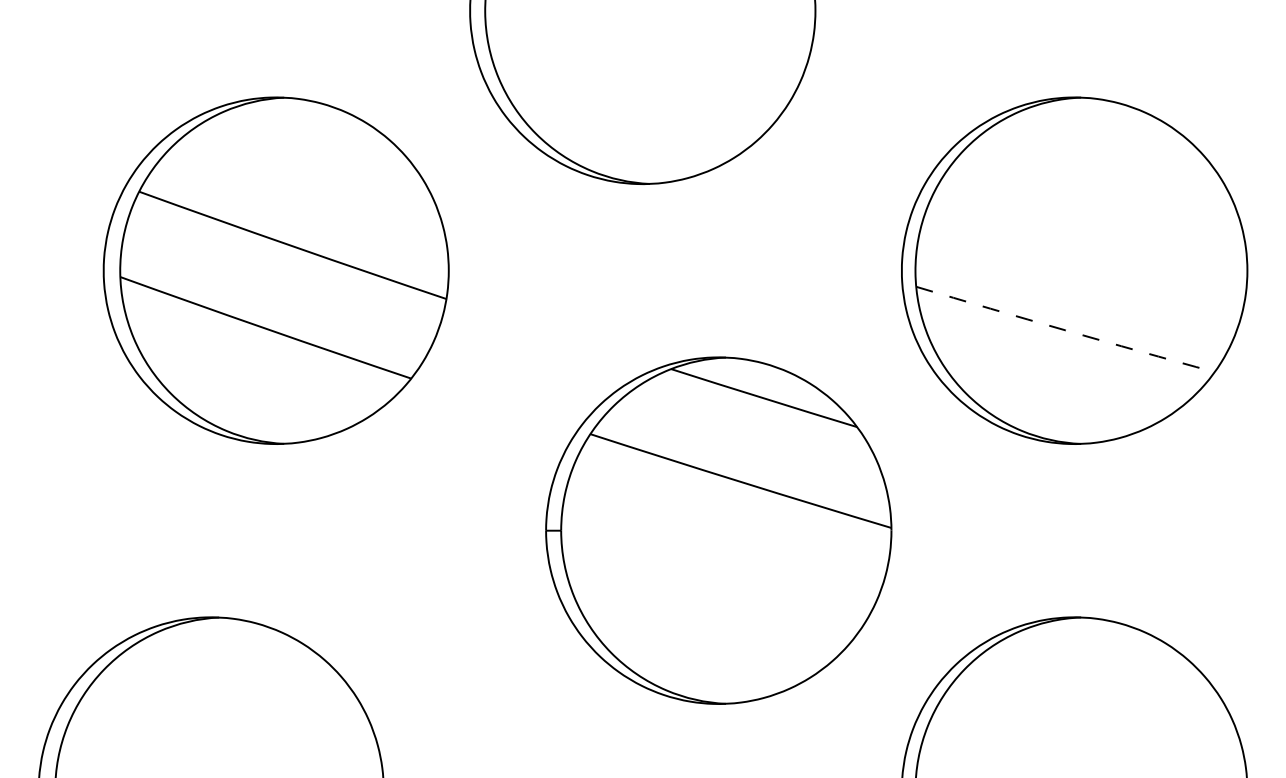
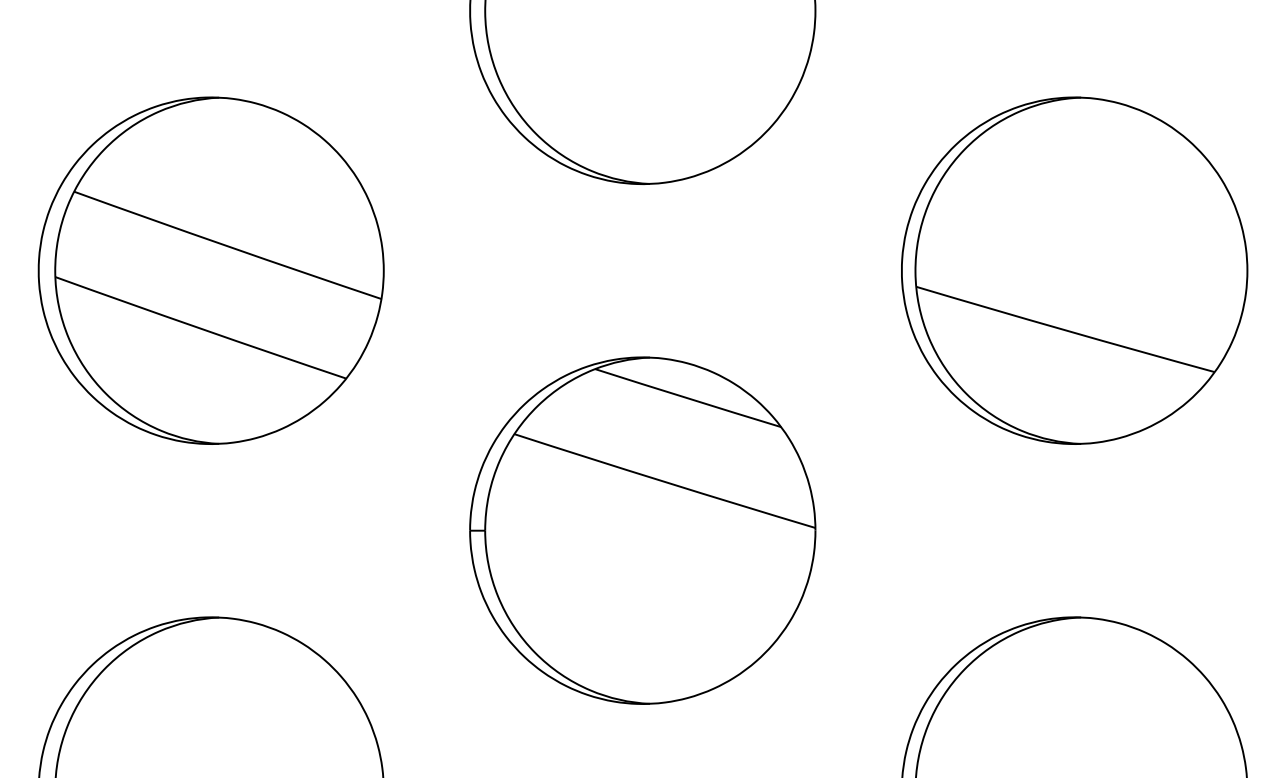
part position: (275, 270) -> (210, 270) (210, 270)
arc: dashed -> solid (1065, 330)
part position: (718, 530) -> (642, 530) (642, 530)
